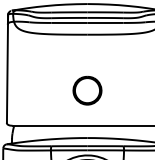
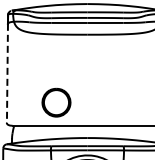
line: solid -> dashed (7, 73)
part position: (87, 90) -> (56, 102) (56, 102)
